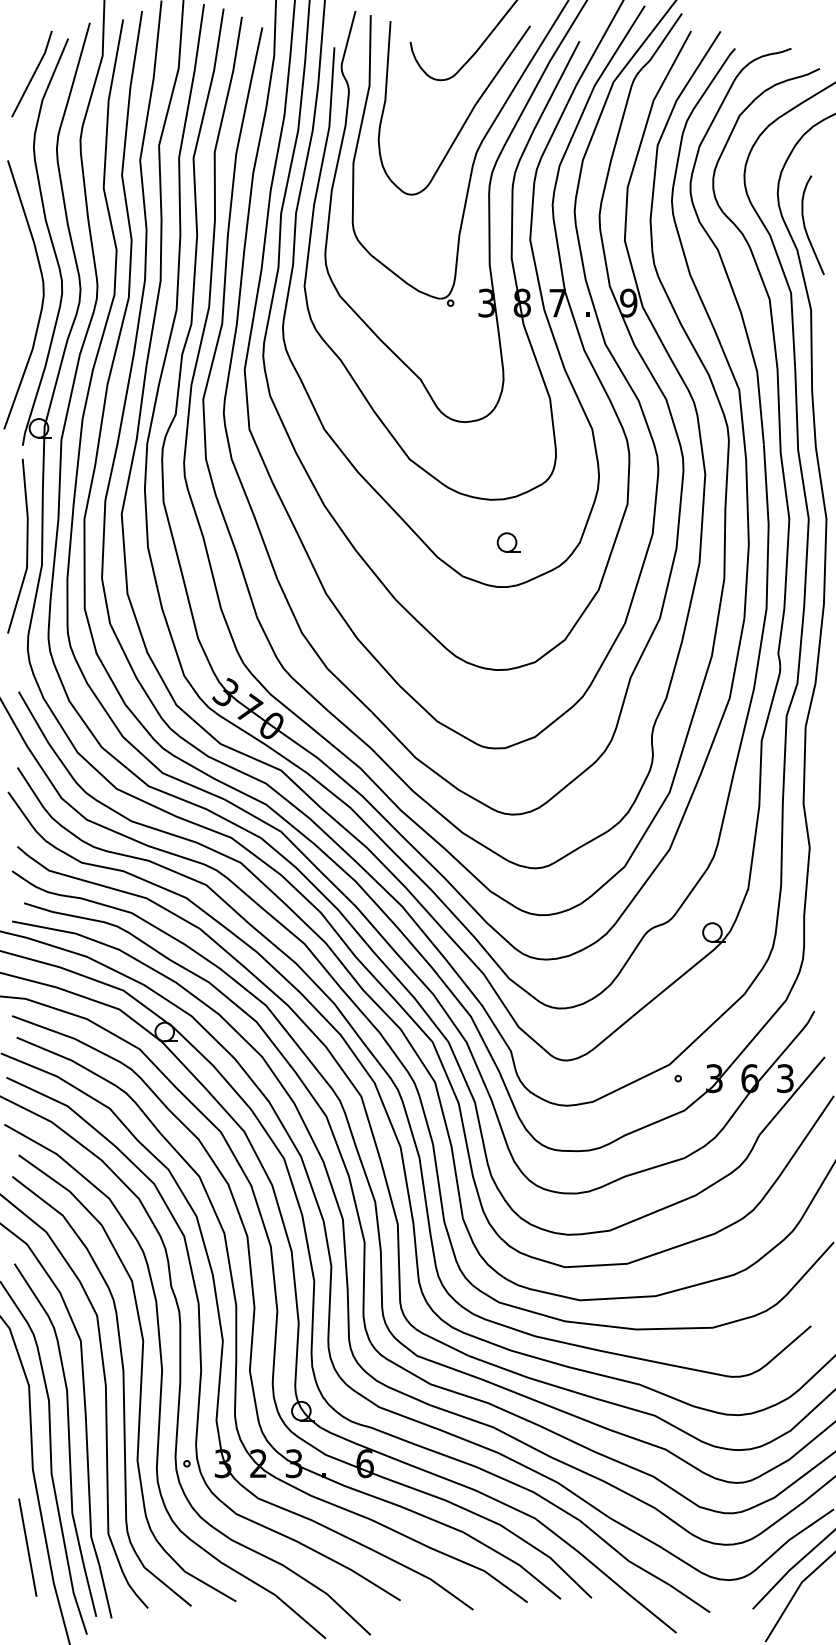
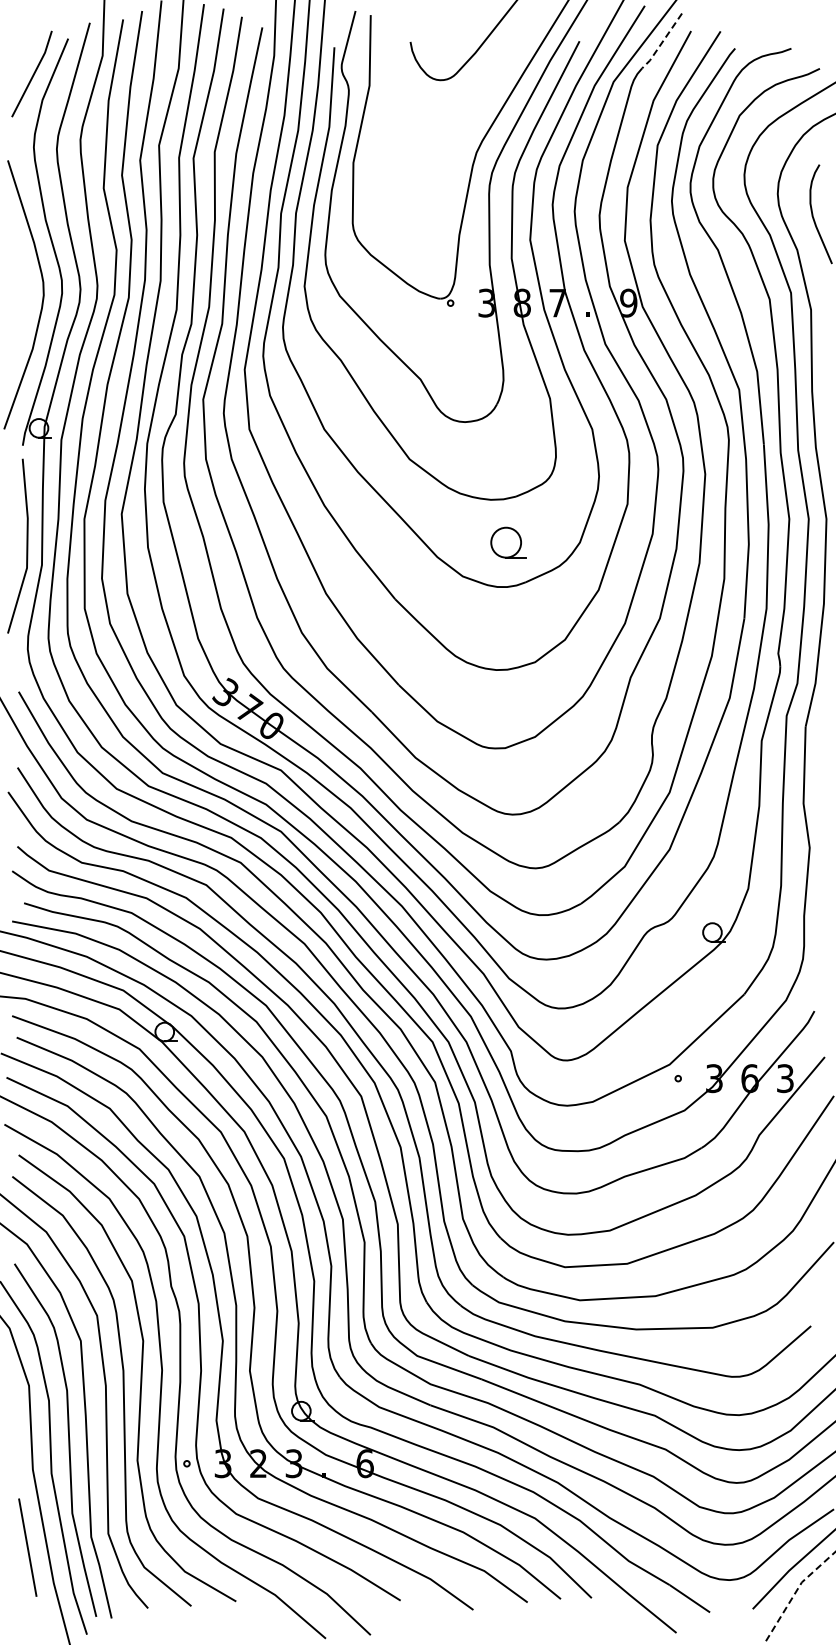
line: solid -> dashed (662, 42)
part: present -> none (467, 116)
curve position: (805, 225) -> (813, 214) (813, 214)
part size: 25x21 px -> 37x33 px (508, 542)
line: solid -> dashed (795, 1592)
